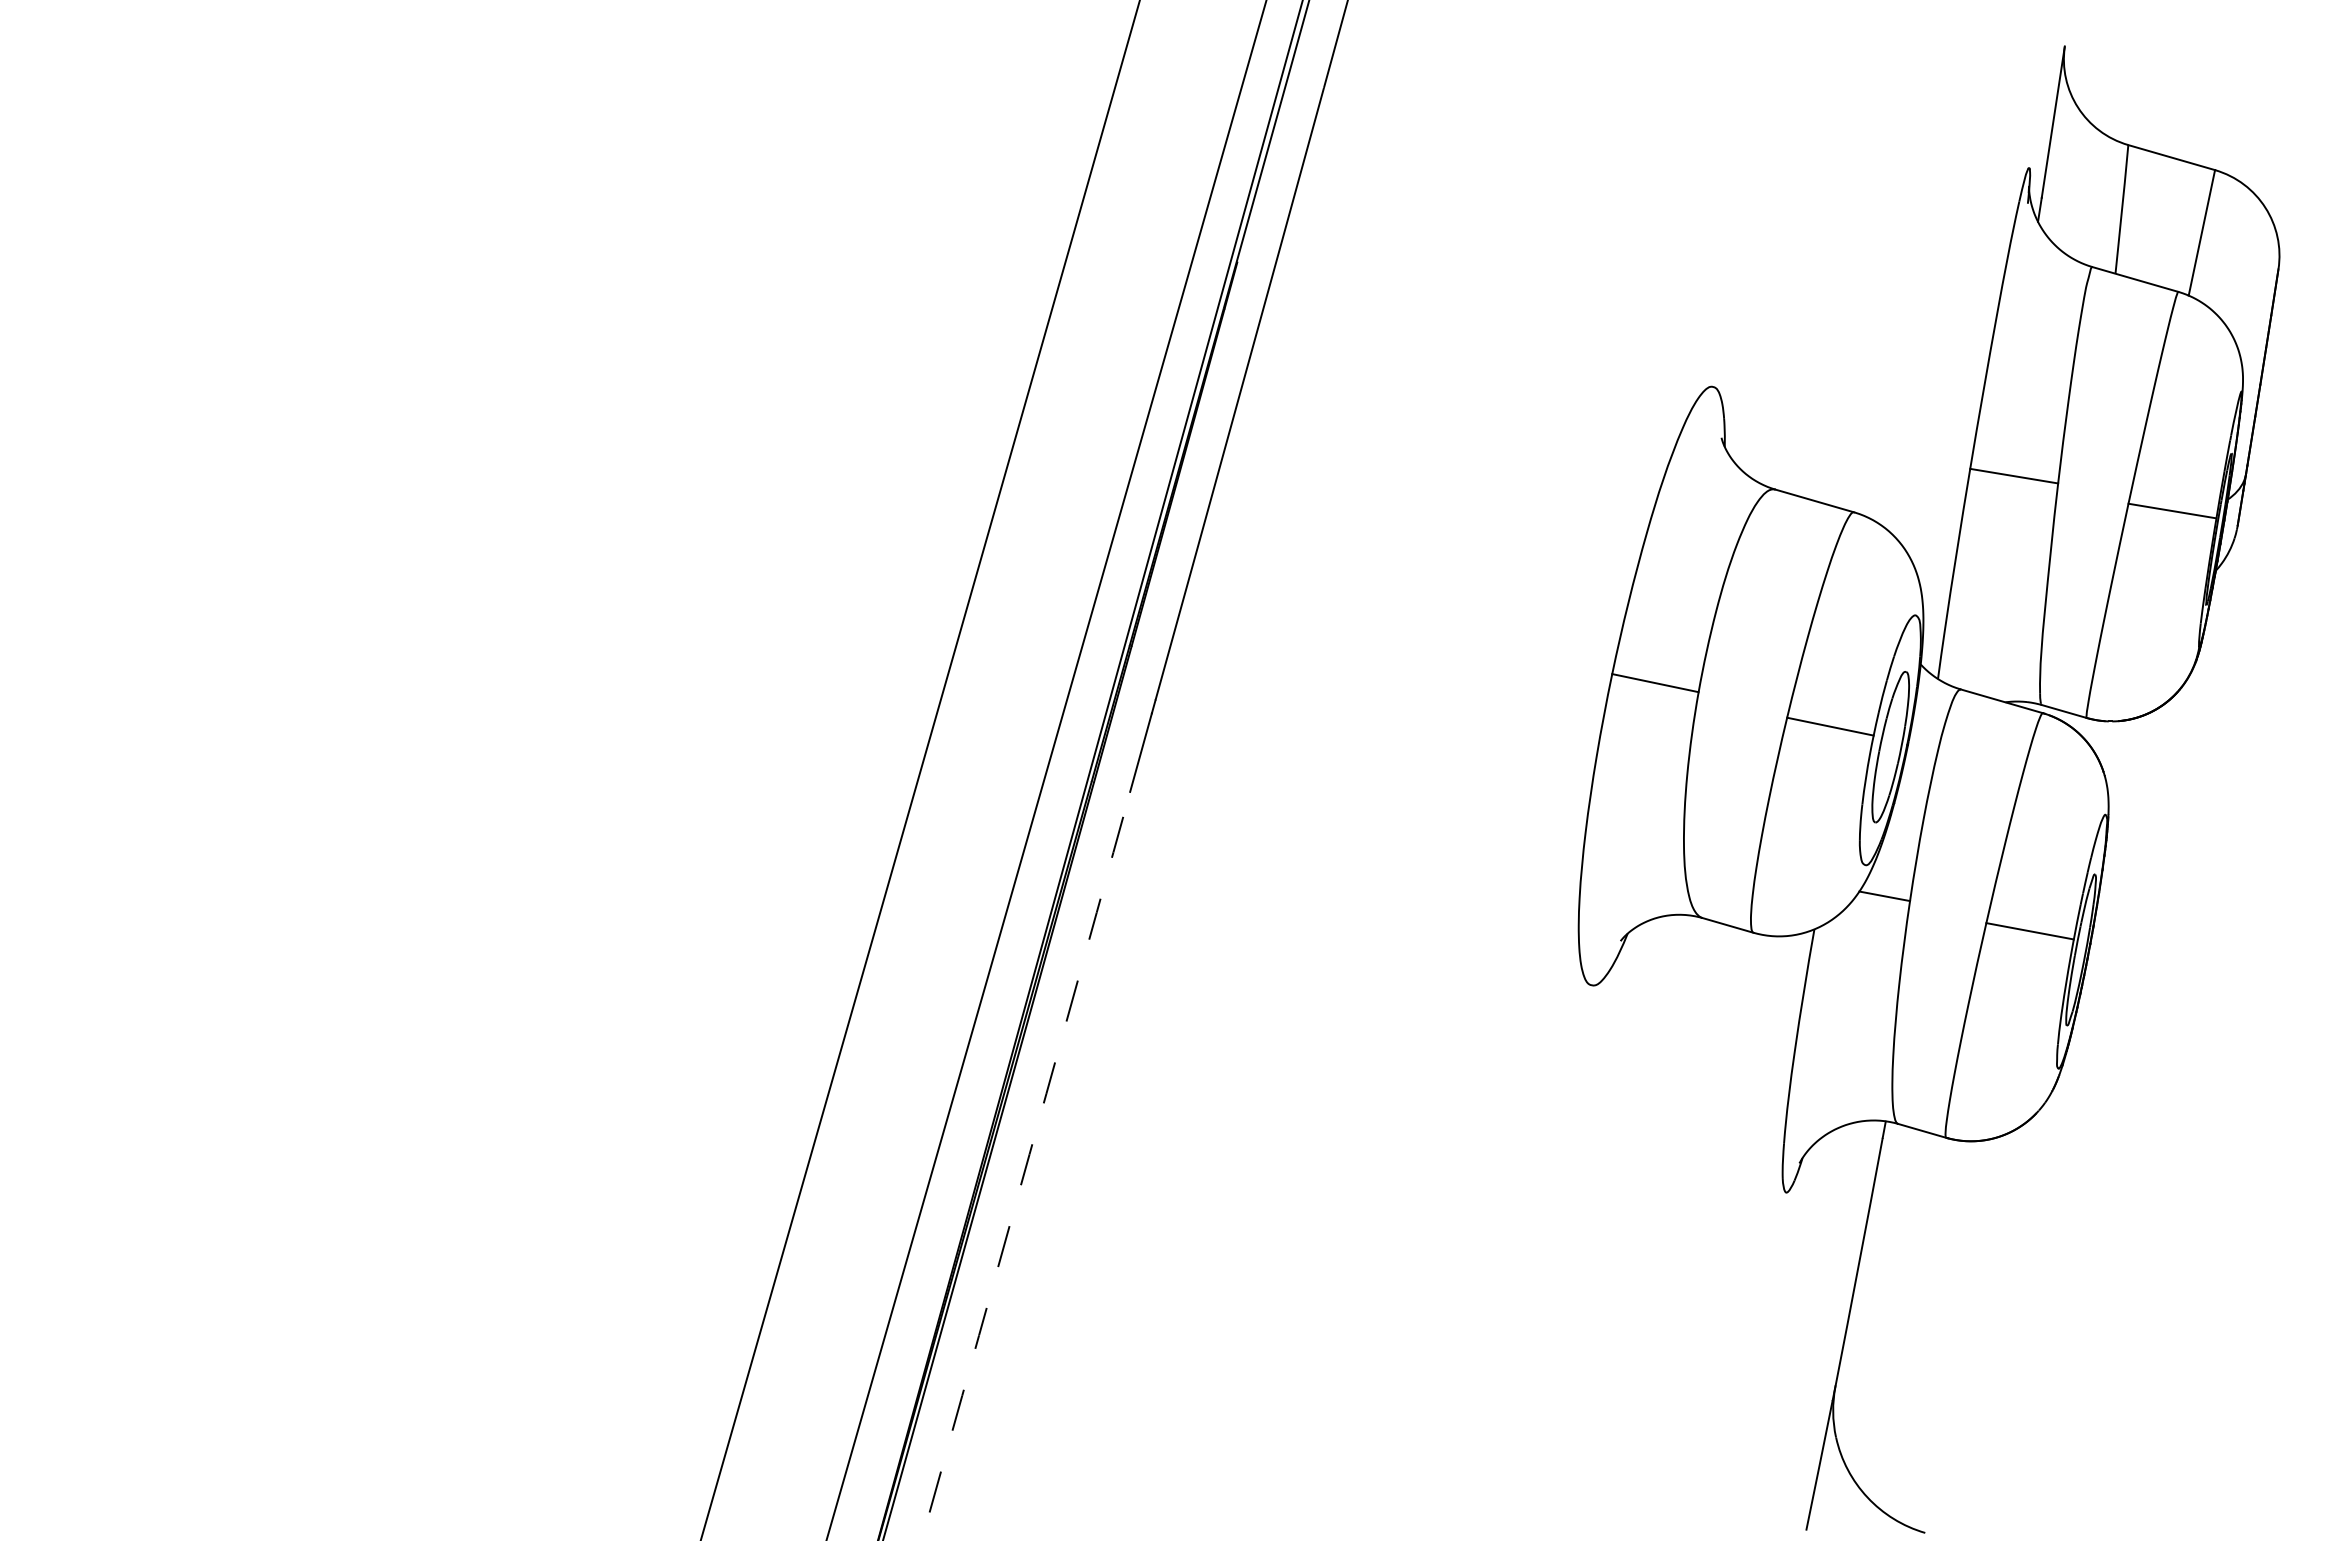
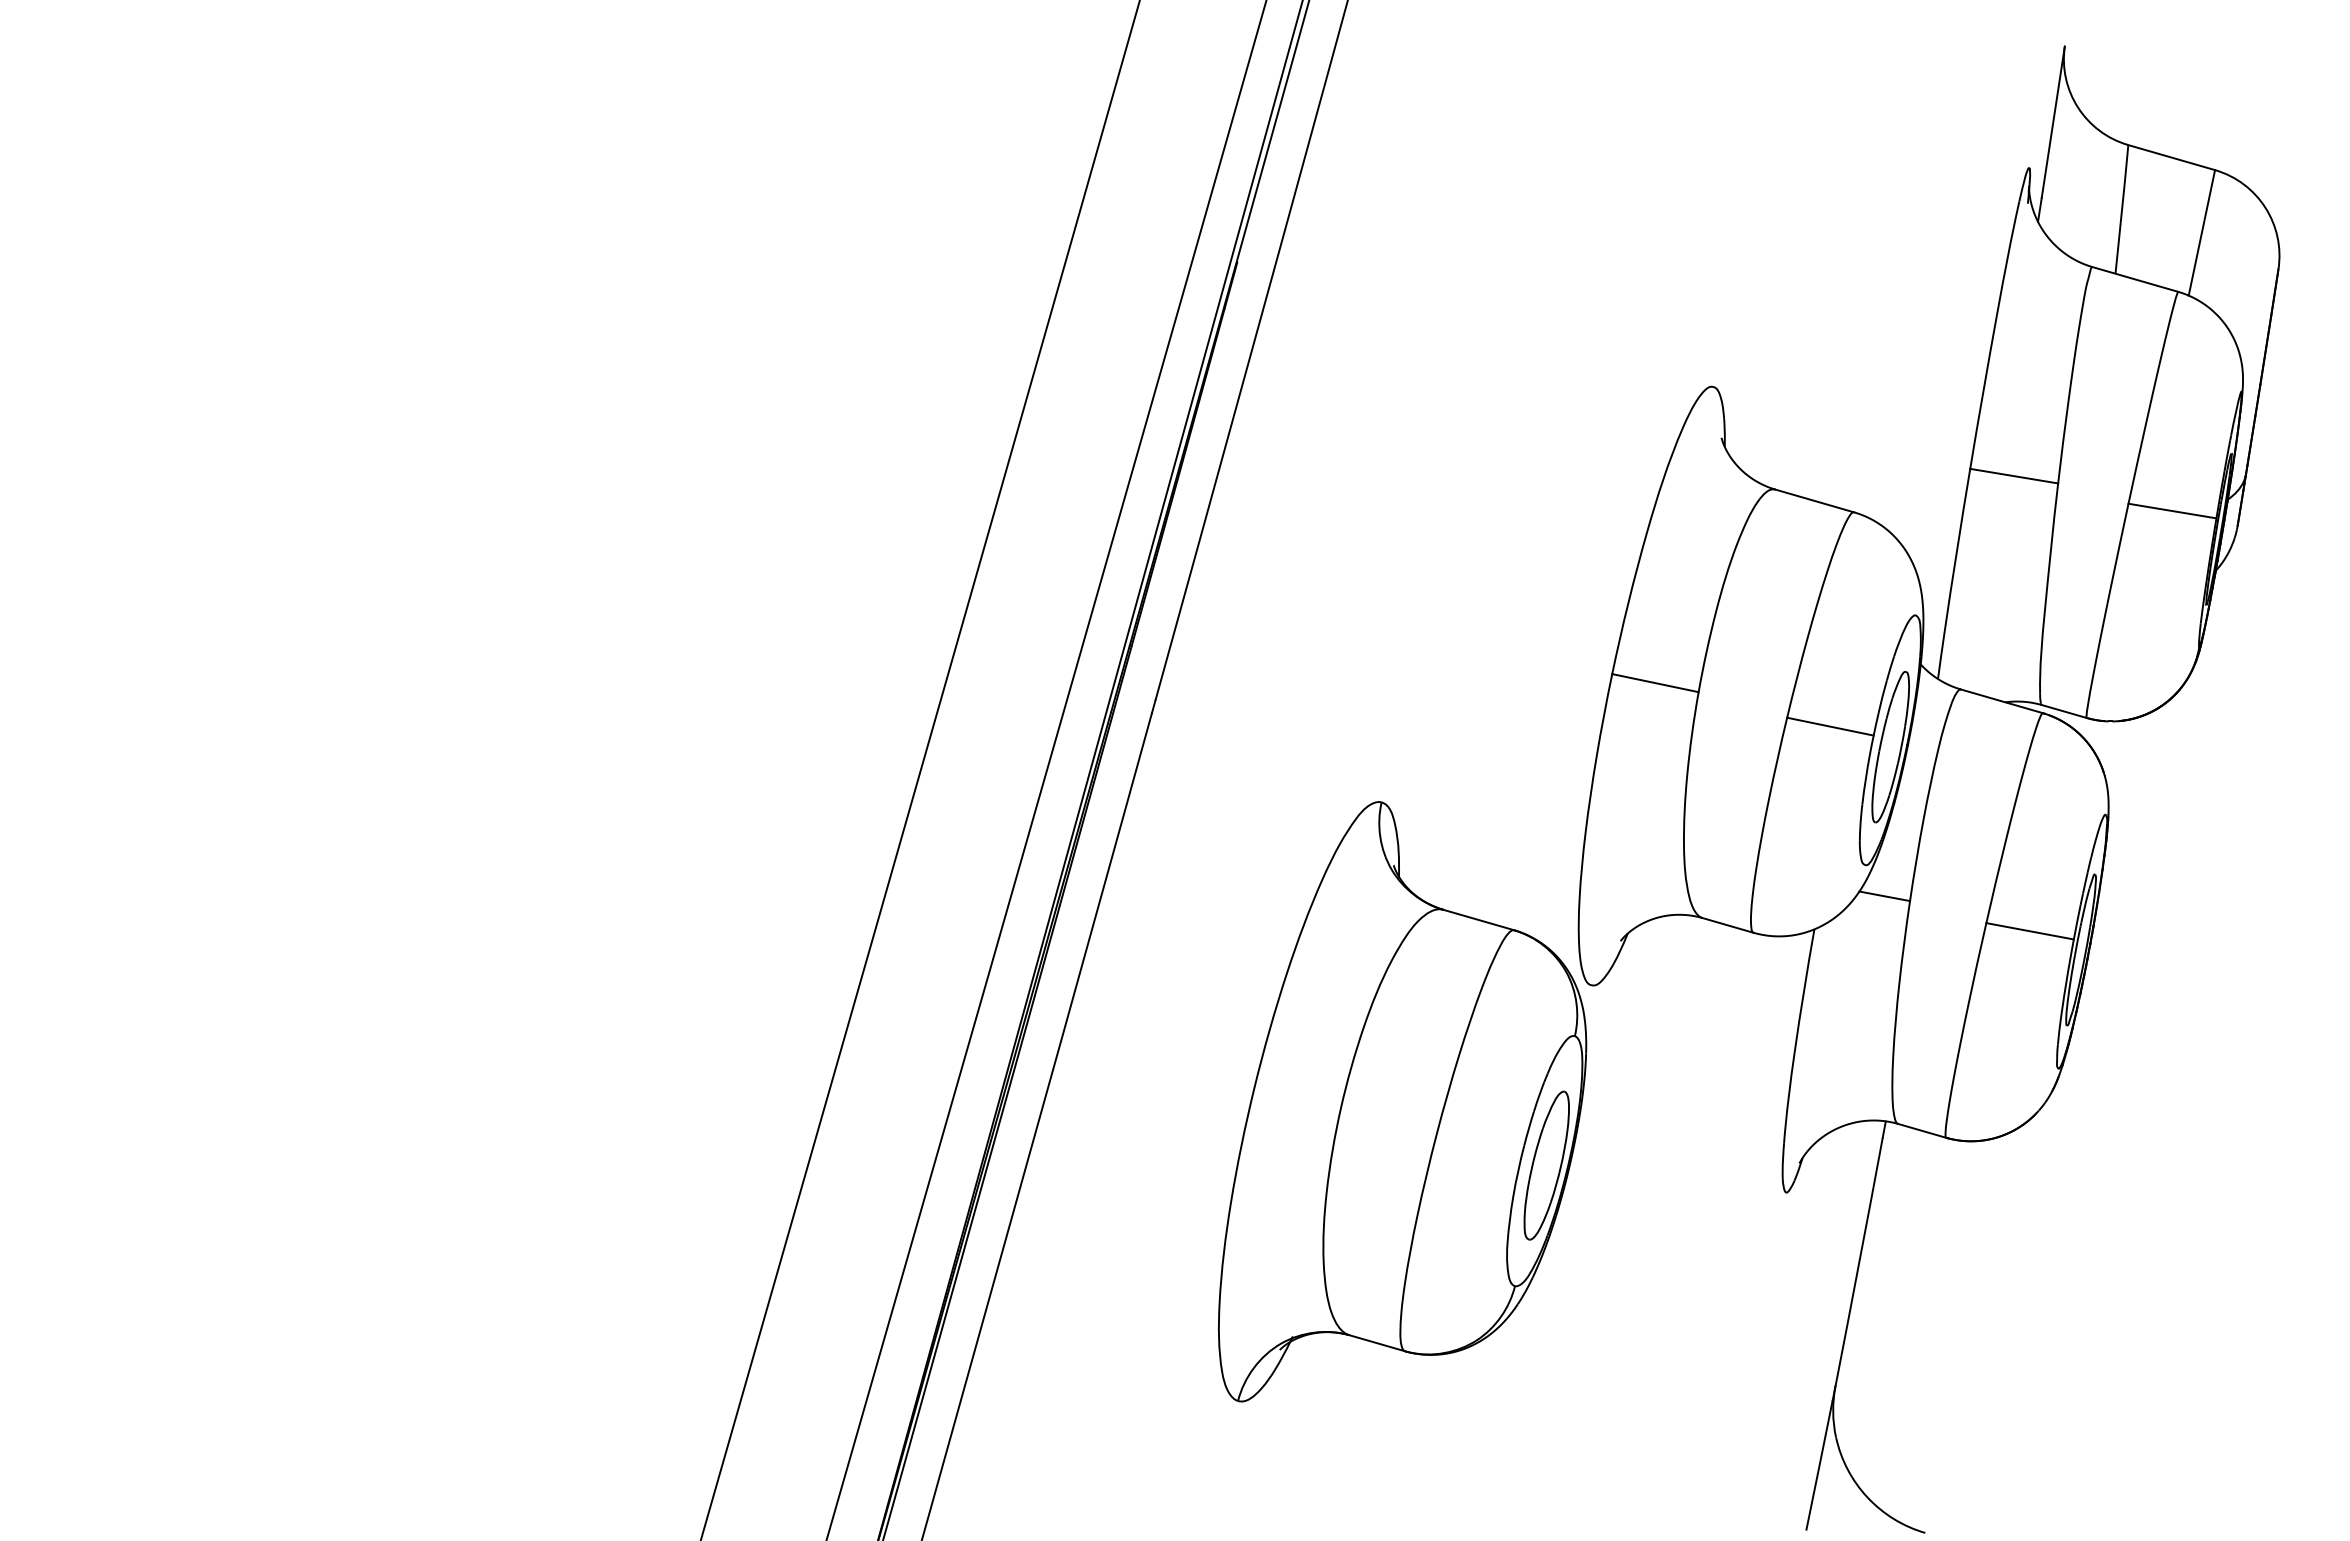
part: none -> present (1402, 1101)
arc: dashed -> solid (1026, 1166)
